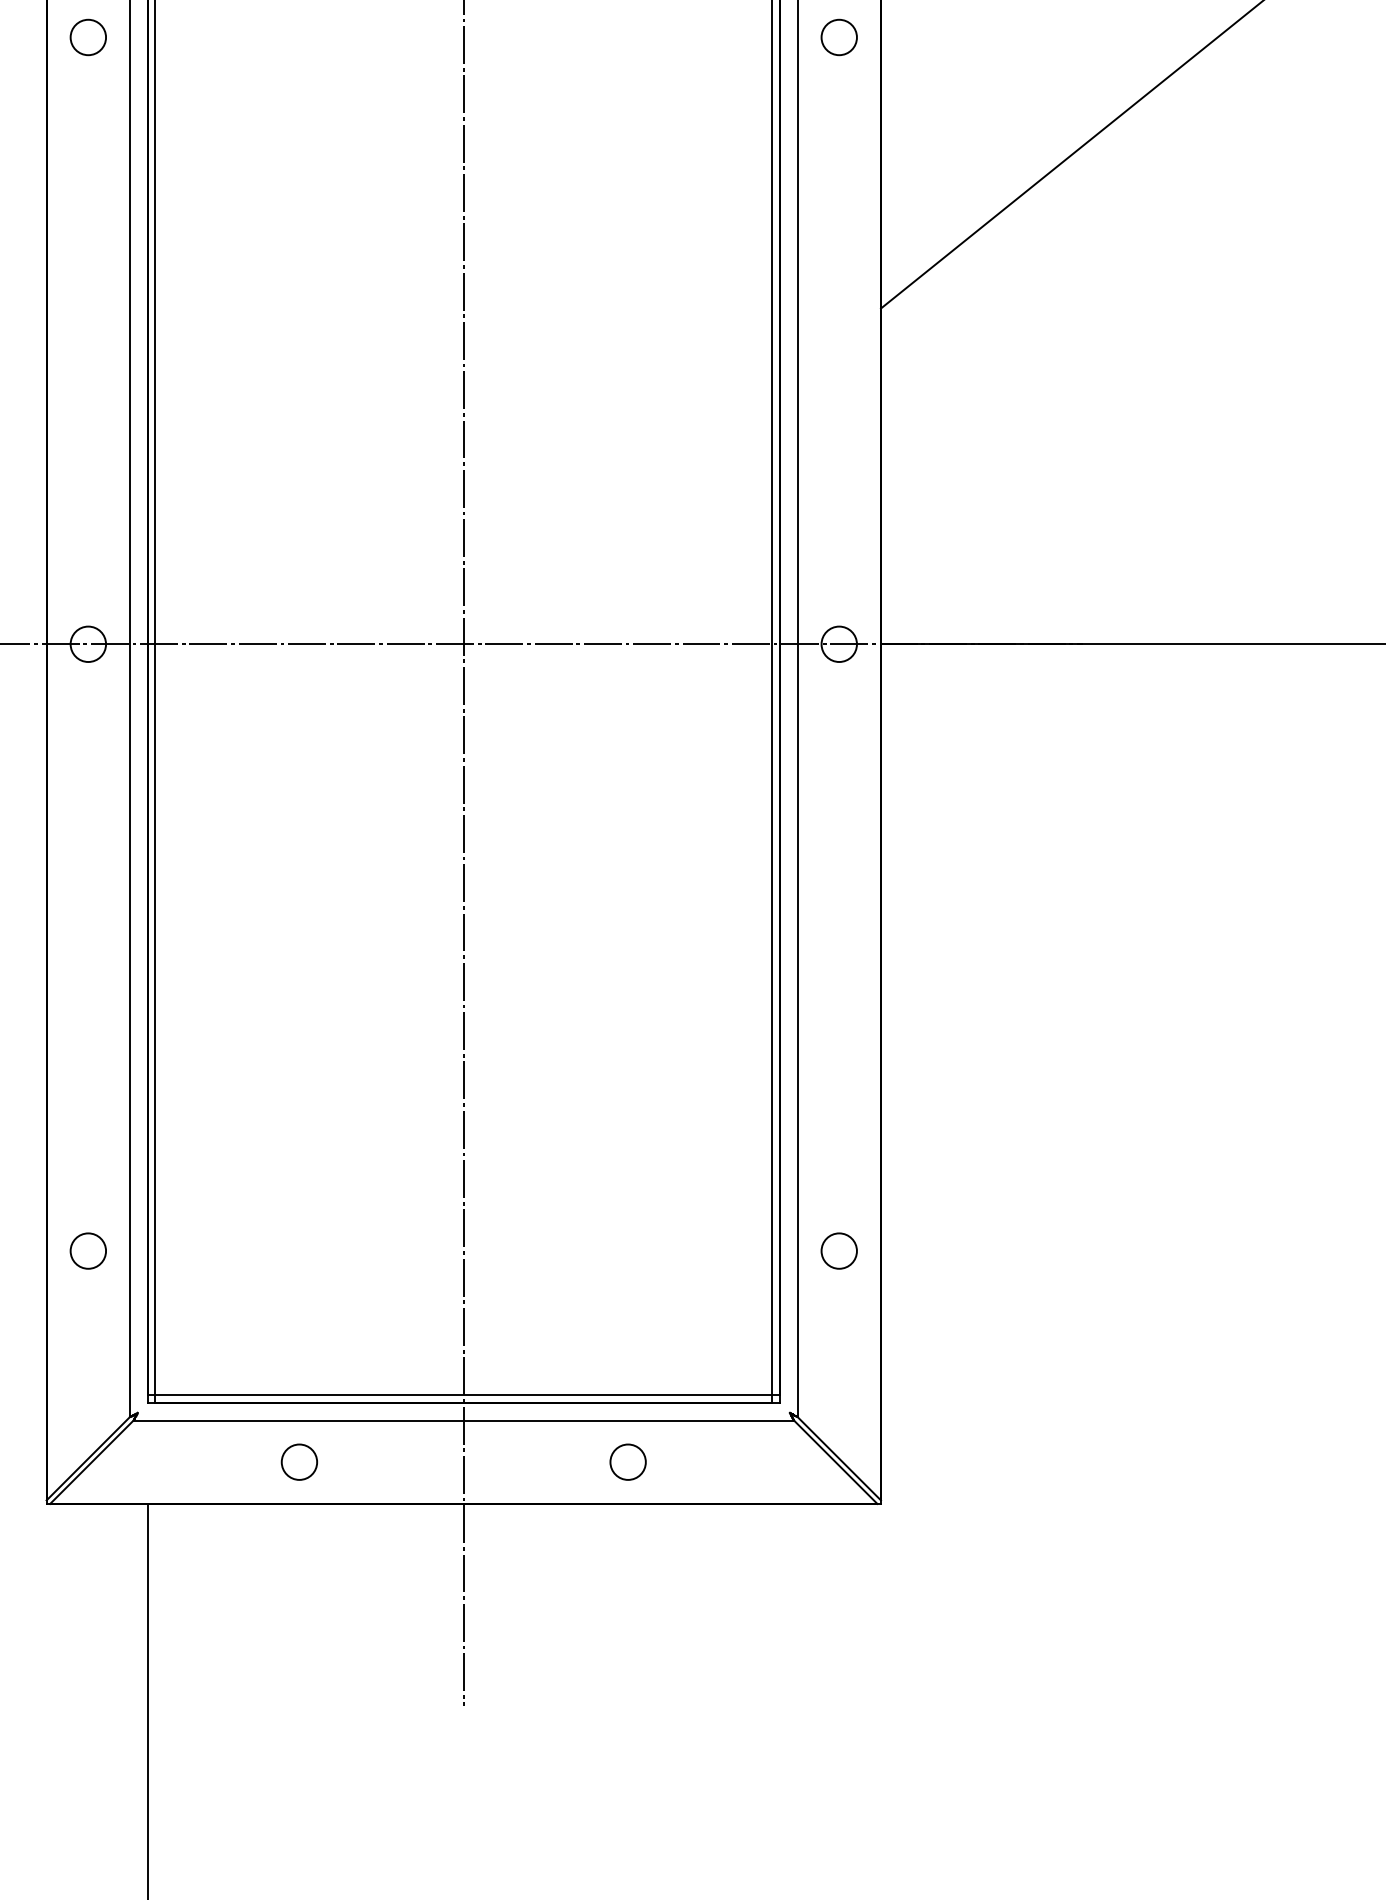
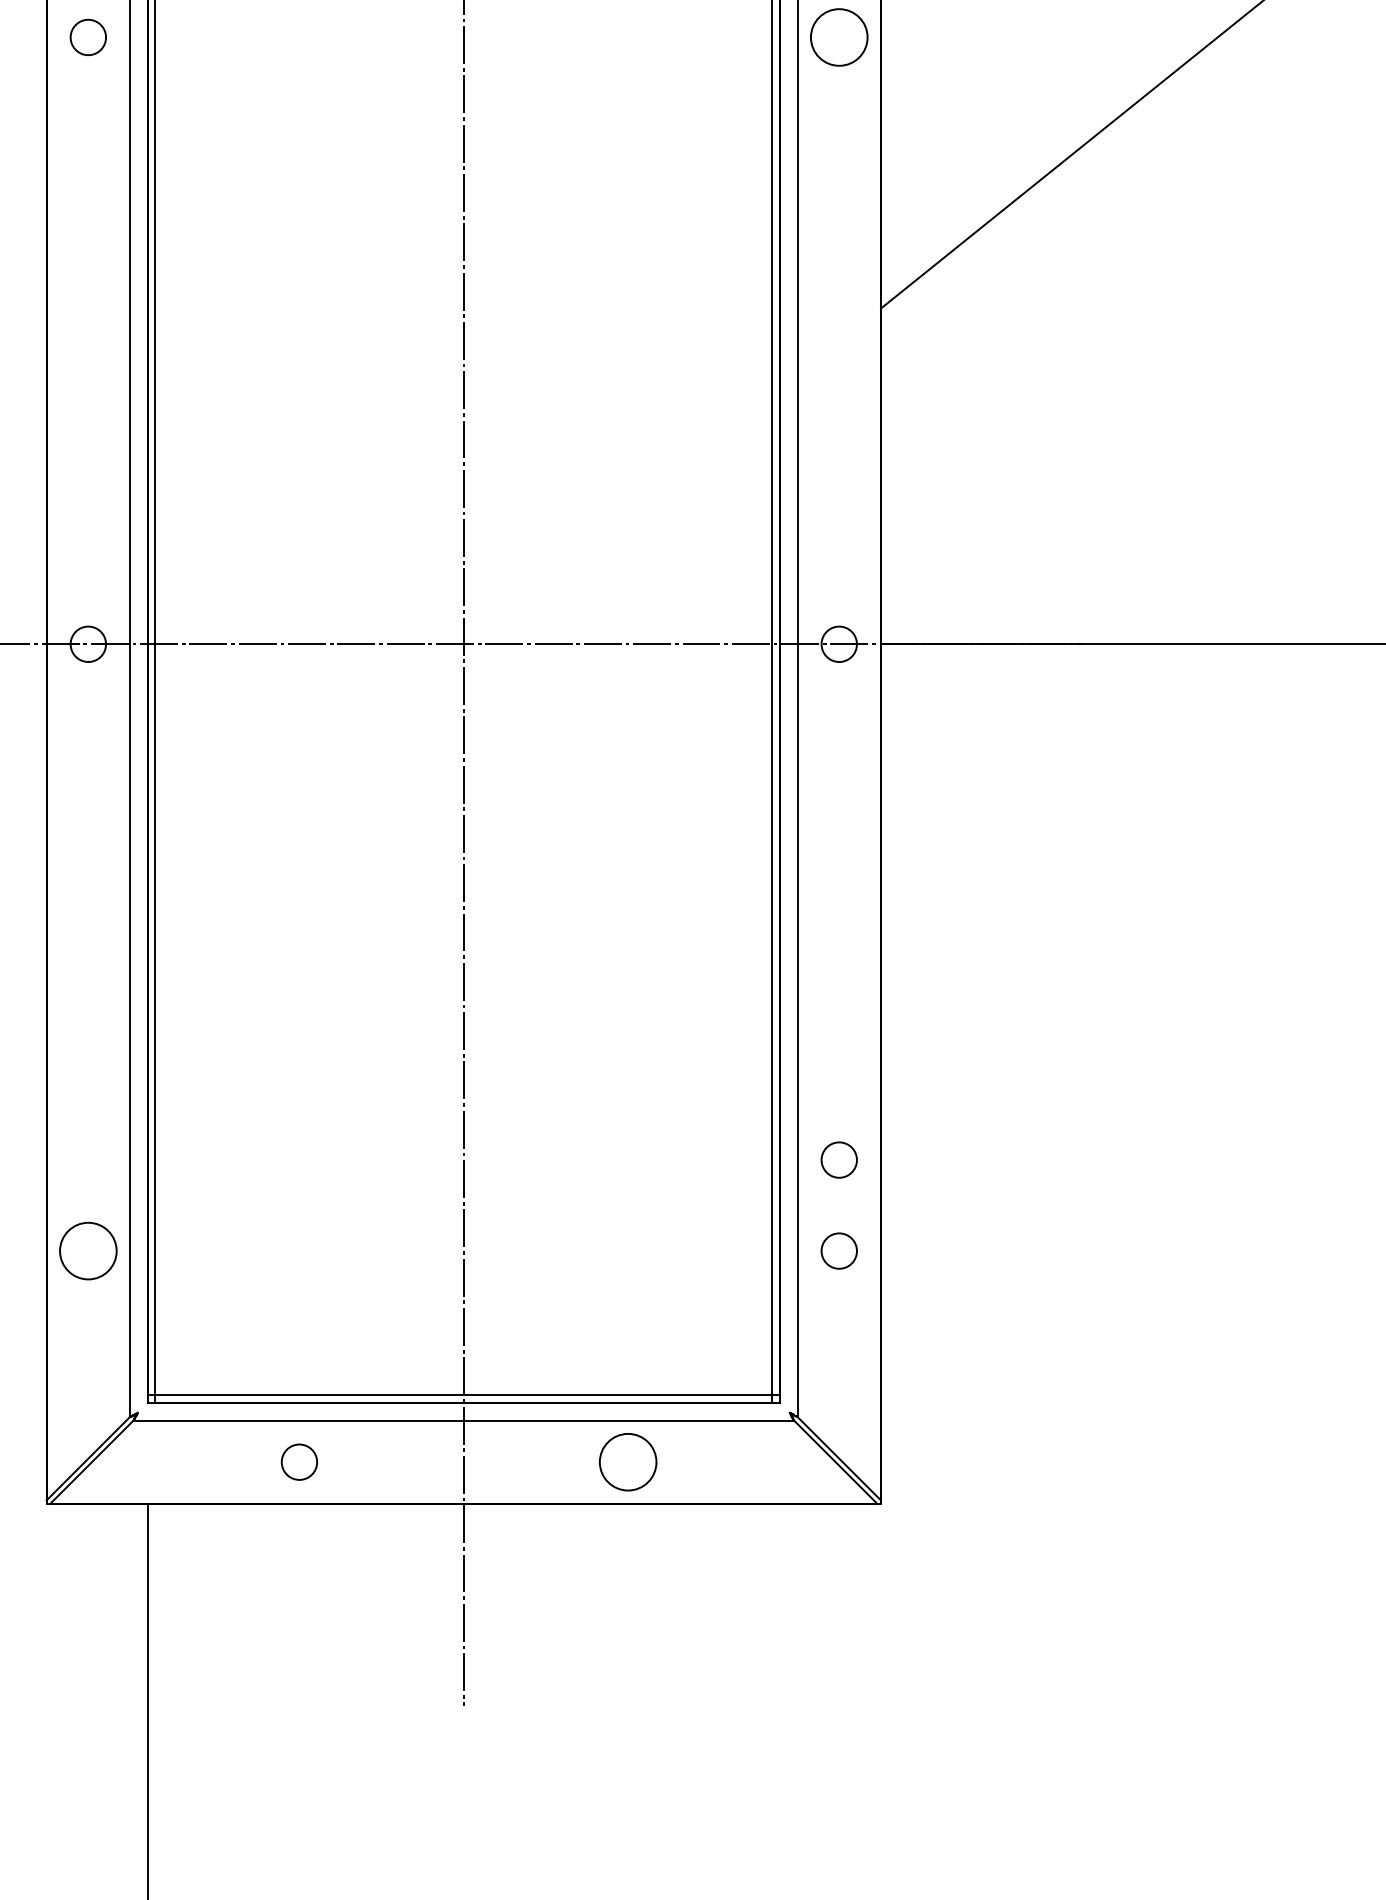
circle diameter: 35 px -> 57 px (838, 37)
circle: none -> present (838, 1159)
circle diameter: 35 px -> 57 px (88, 1250)
circle diameter: 35 px -> 57 px (627, 1461)
